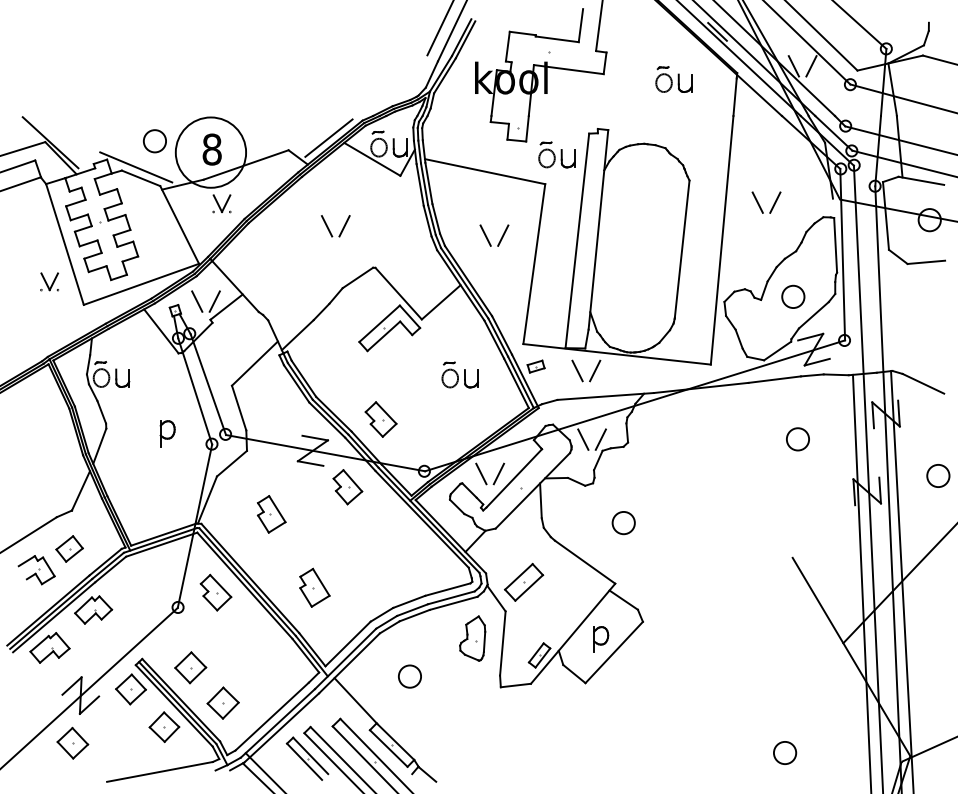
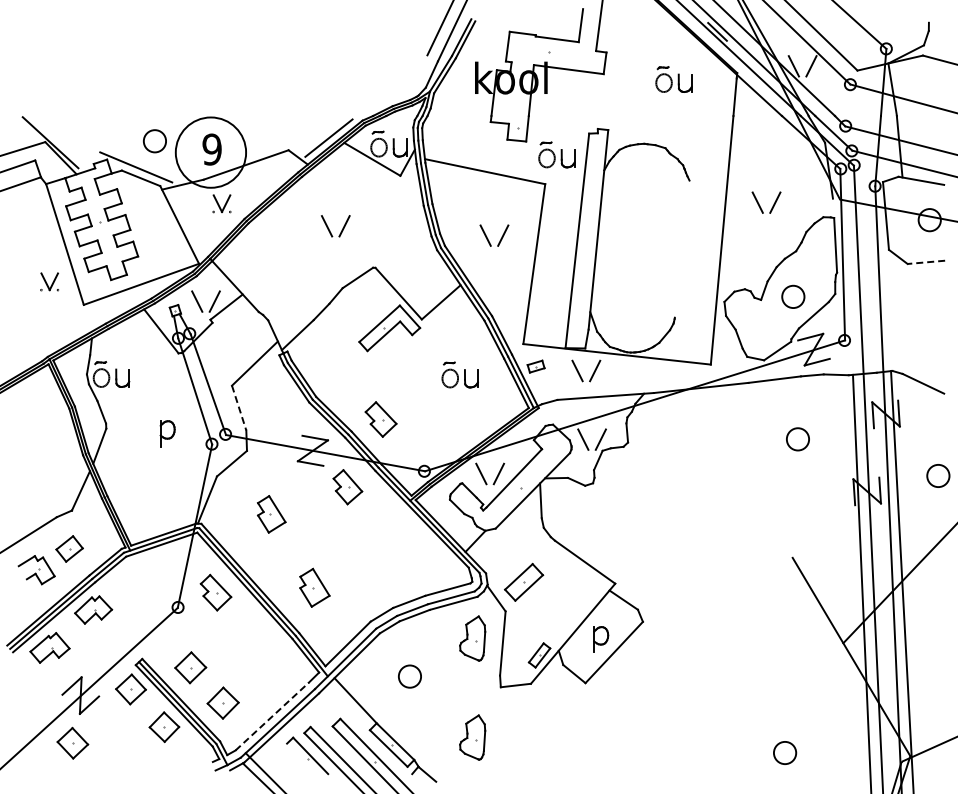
text: 8 -> 9 (211, 149)
line: present -> none (681, 248)
line: solid -> dashed (926, 262)
line: solid -> dashed (239, 408)
circle: present -> none (623, 523)
line: solid -> dashed (272, 716)
part: none -> present (472, 737)
line: present -> none (304, 761)
line: present -> none (159, 771)
